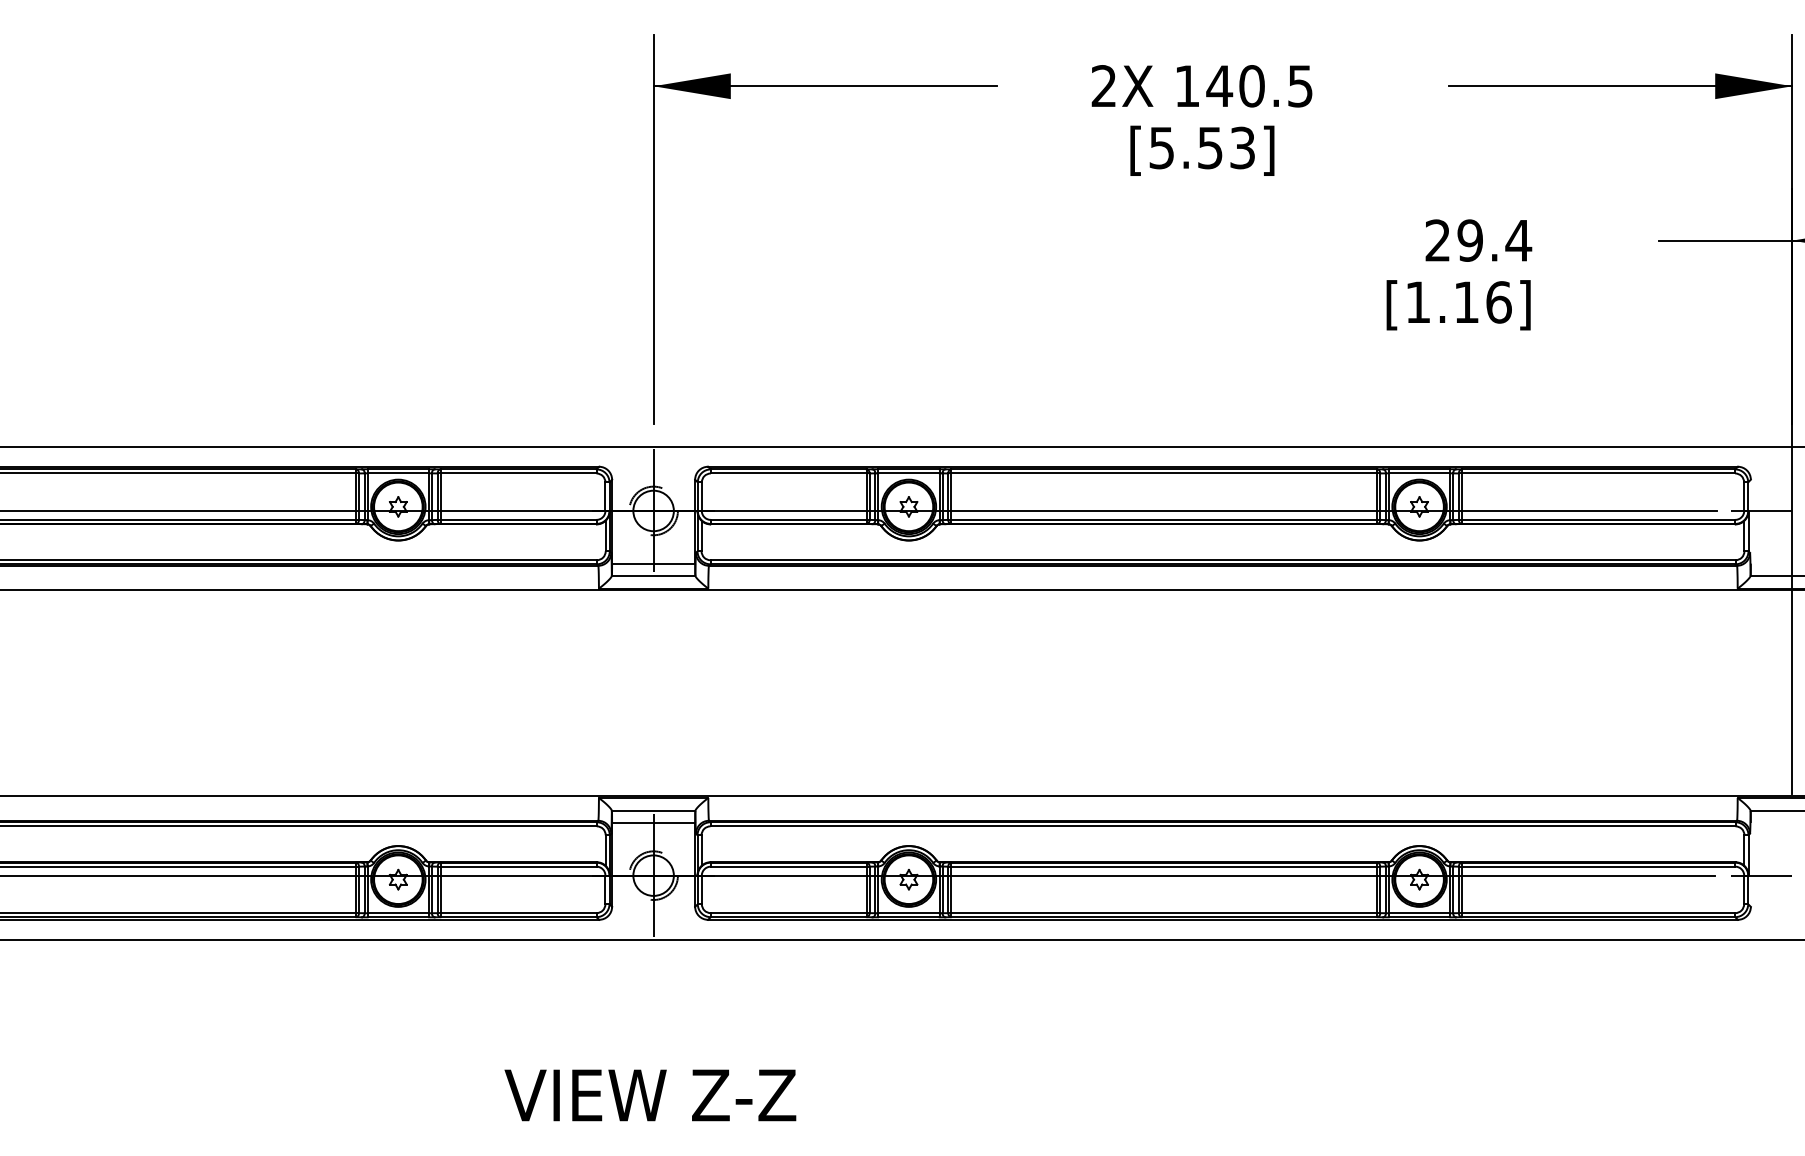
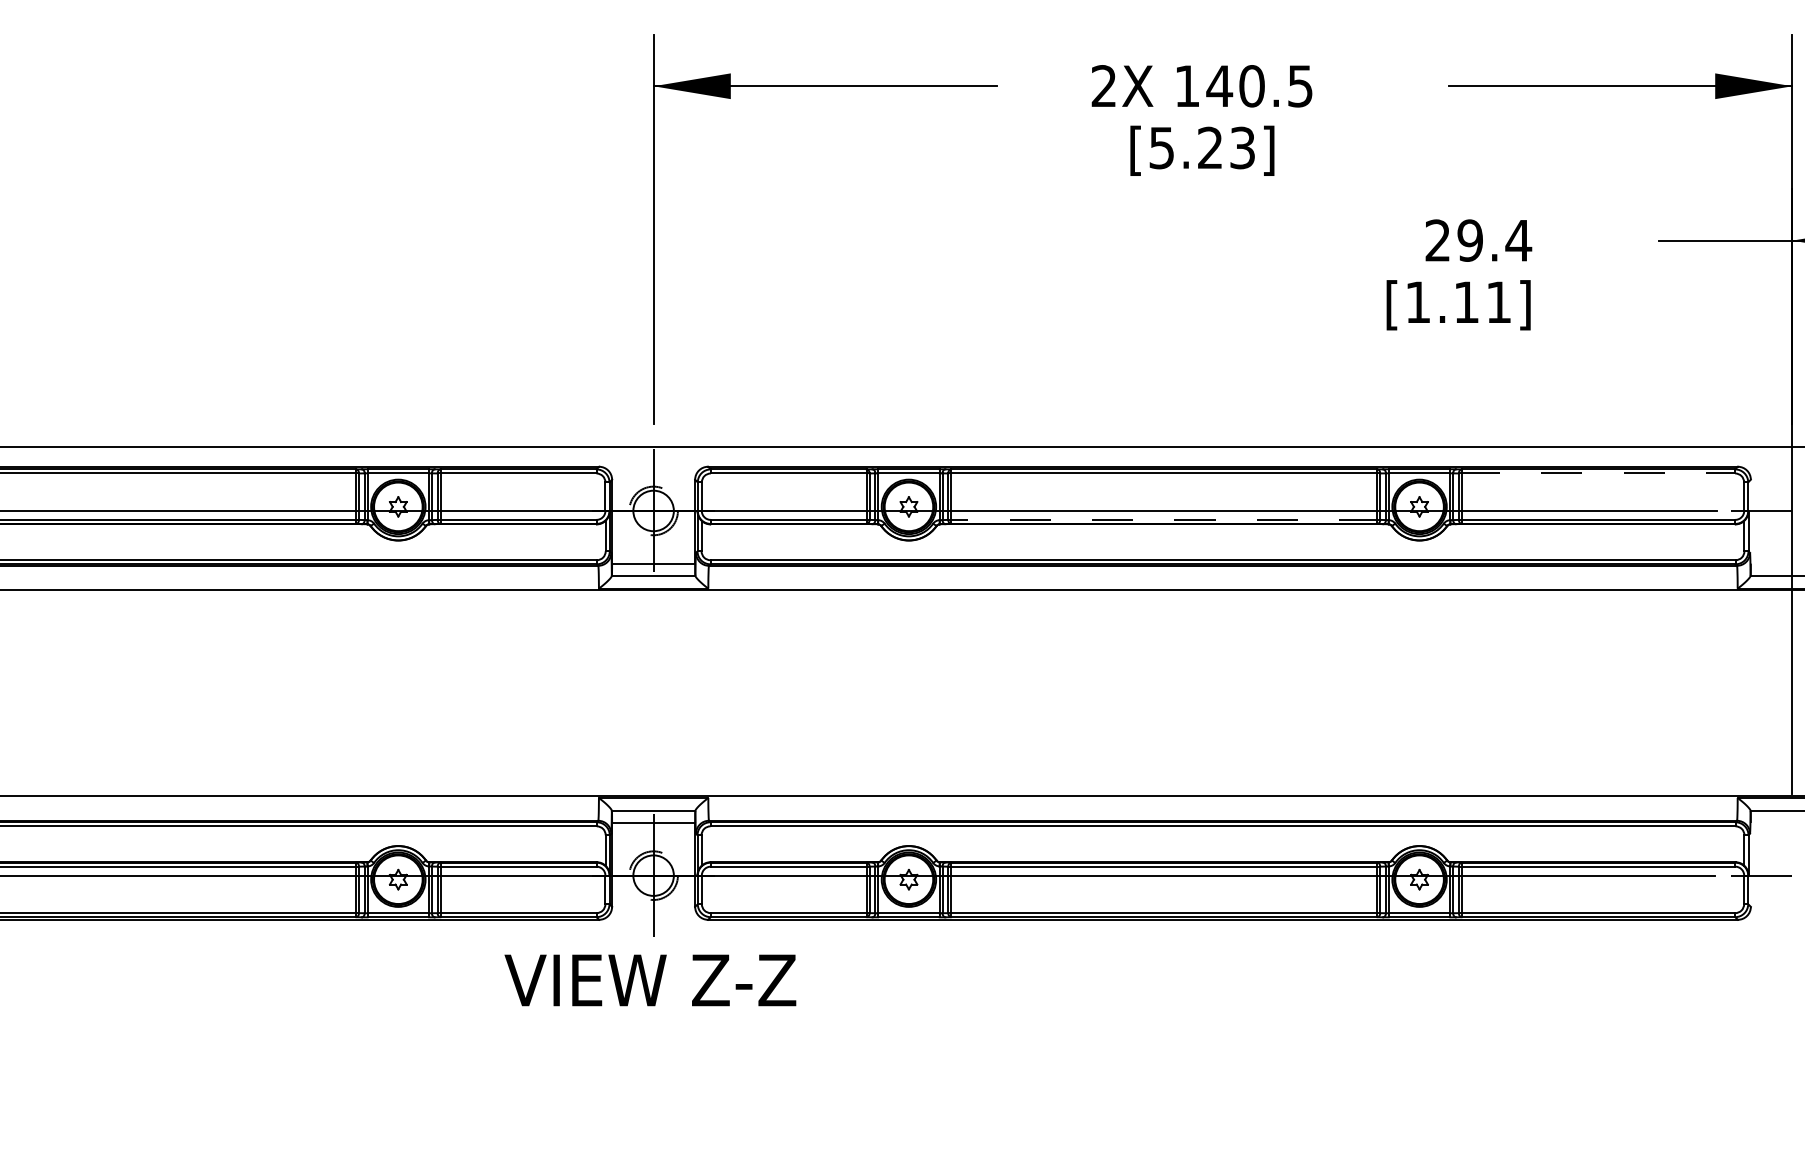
text: [5.53] -> [5.23] (1210, 147)
text: [1.16] -> [1.11] (1498, 302)
line: solid -> dashed (1597, 473)
line: solid -> dashed (1164, 519)
line: present -> none (901, 940)
text position: (650, 1095) -> (650, 980) (650, 980)
